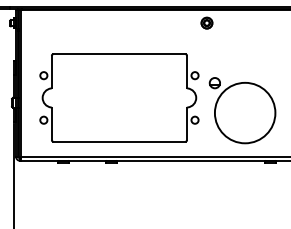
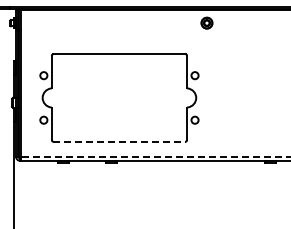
part: present -> none (242, 110)
line: solid -> dashed (119, 141)
line: solid -> dashed (155, 156)
